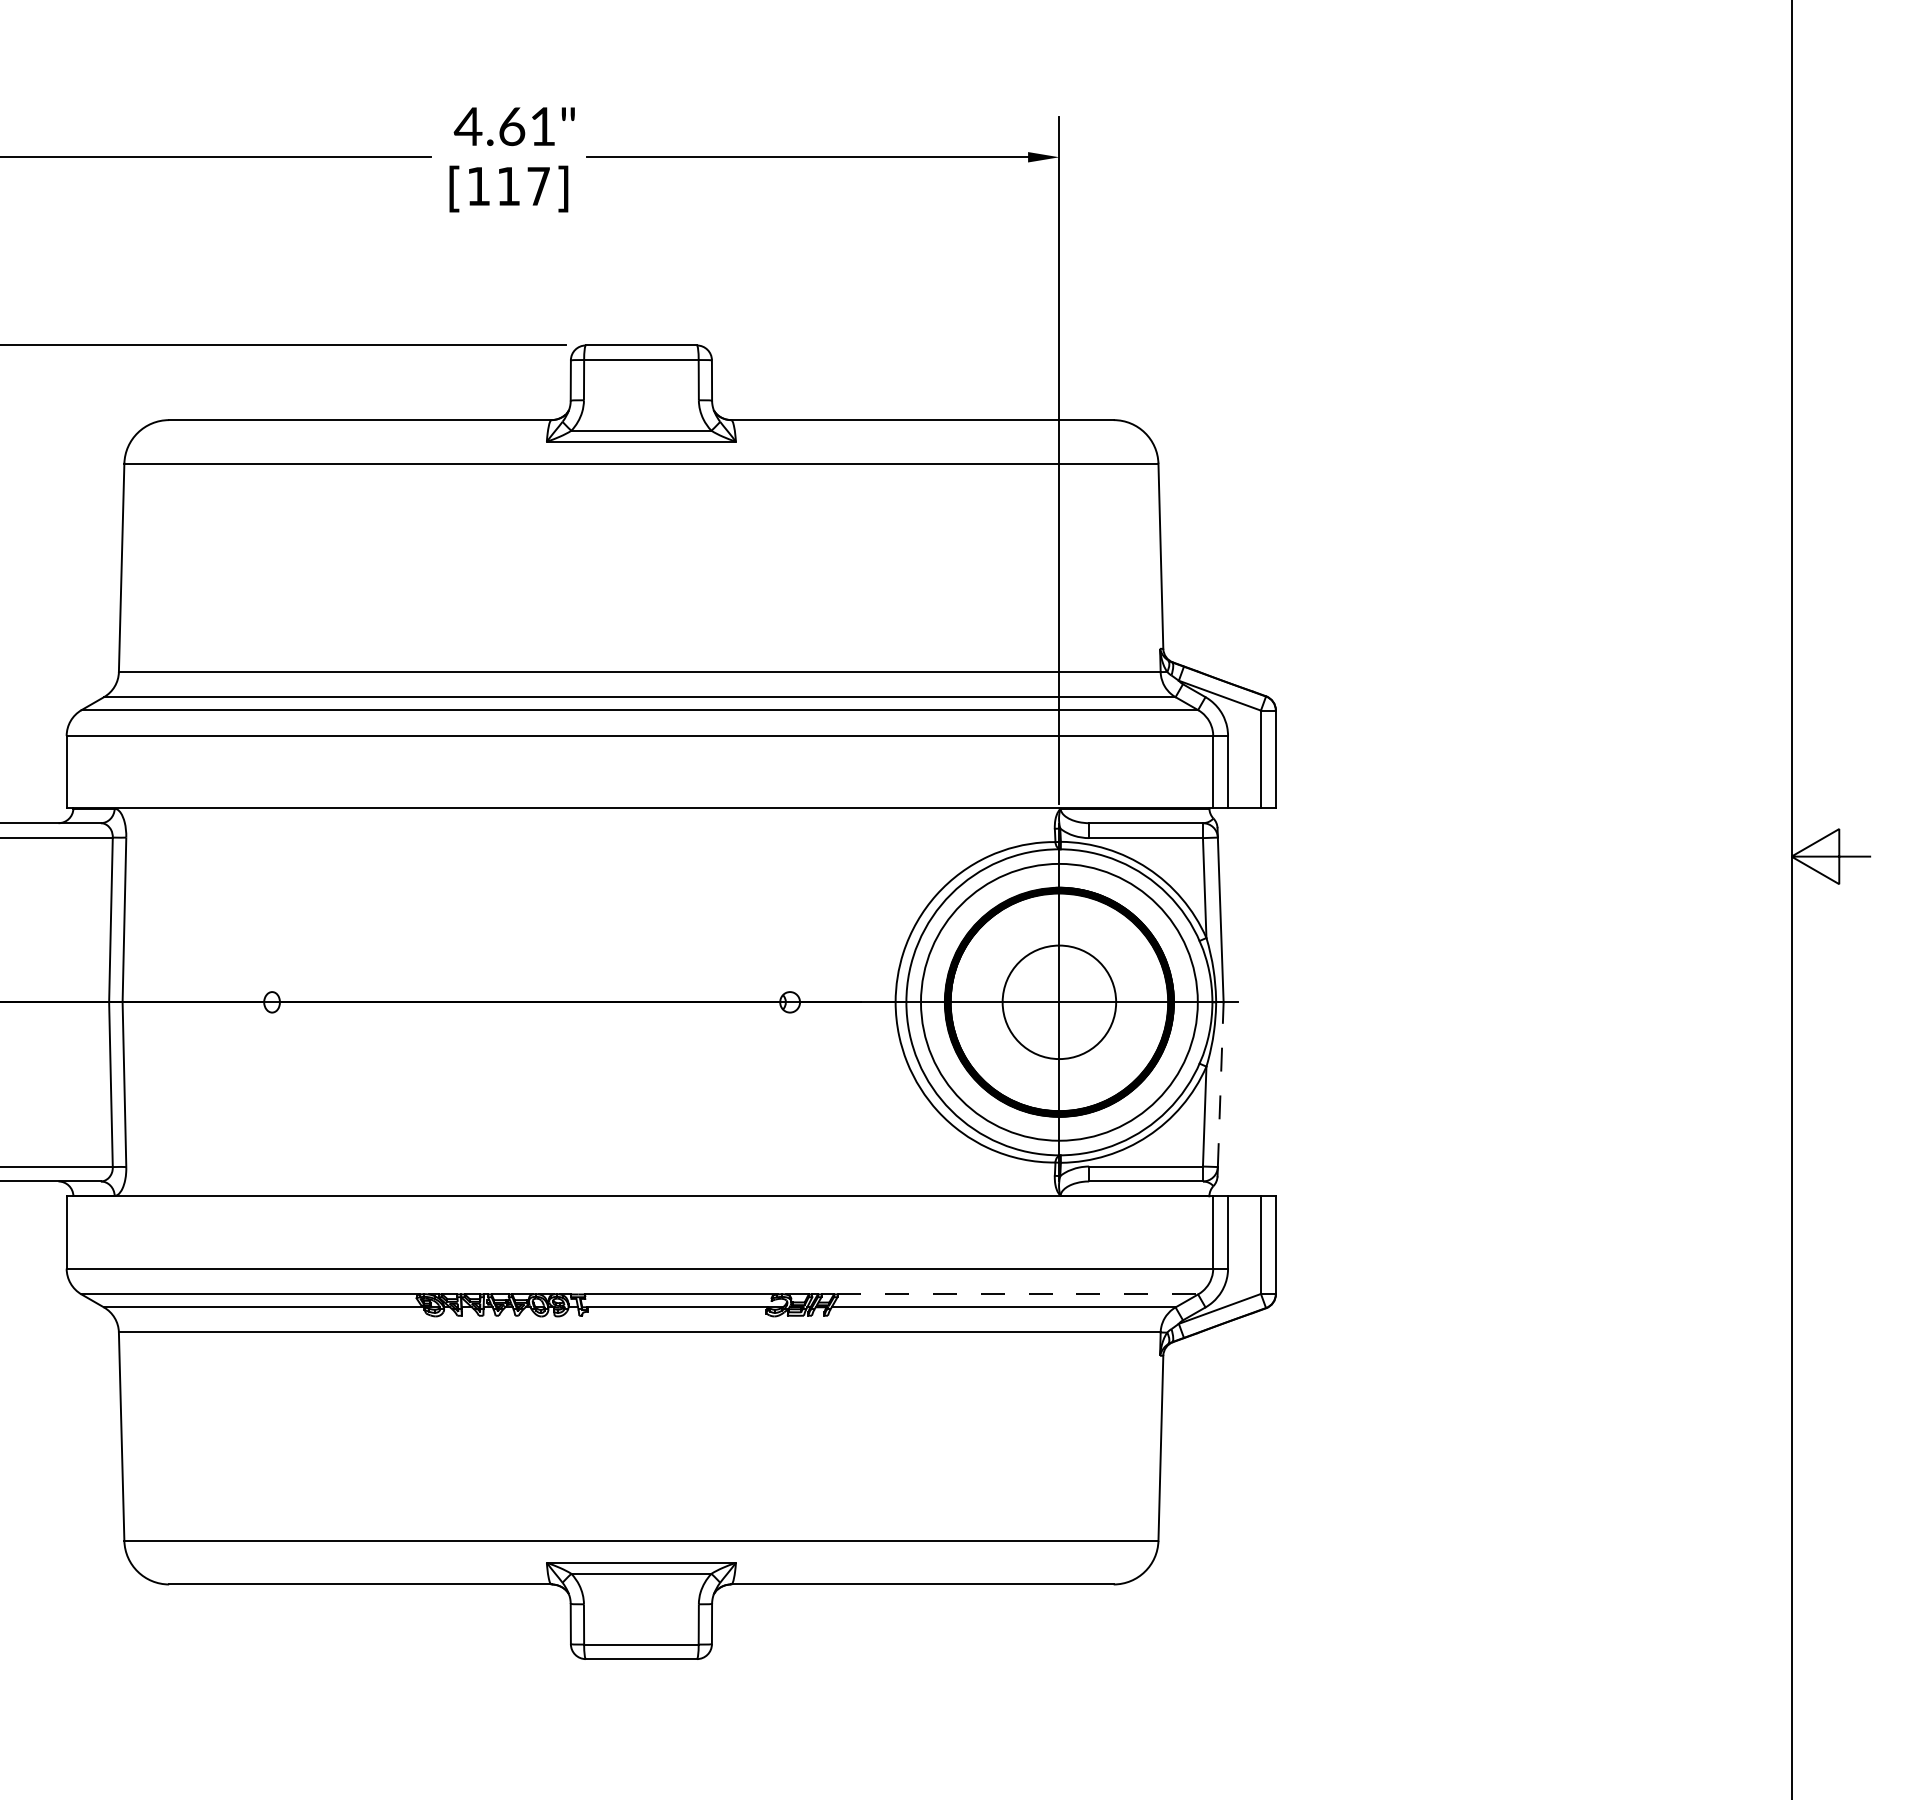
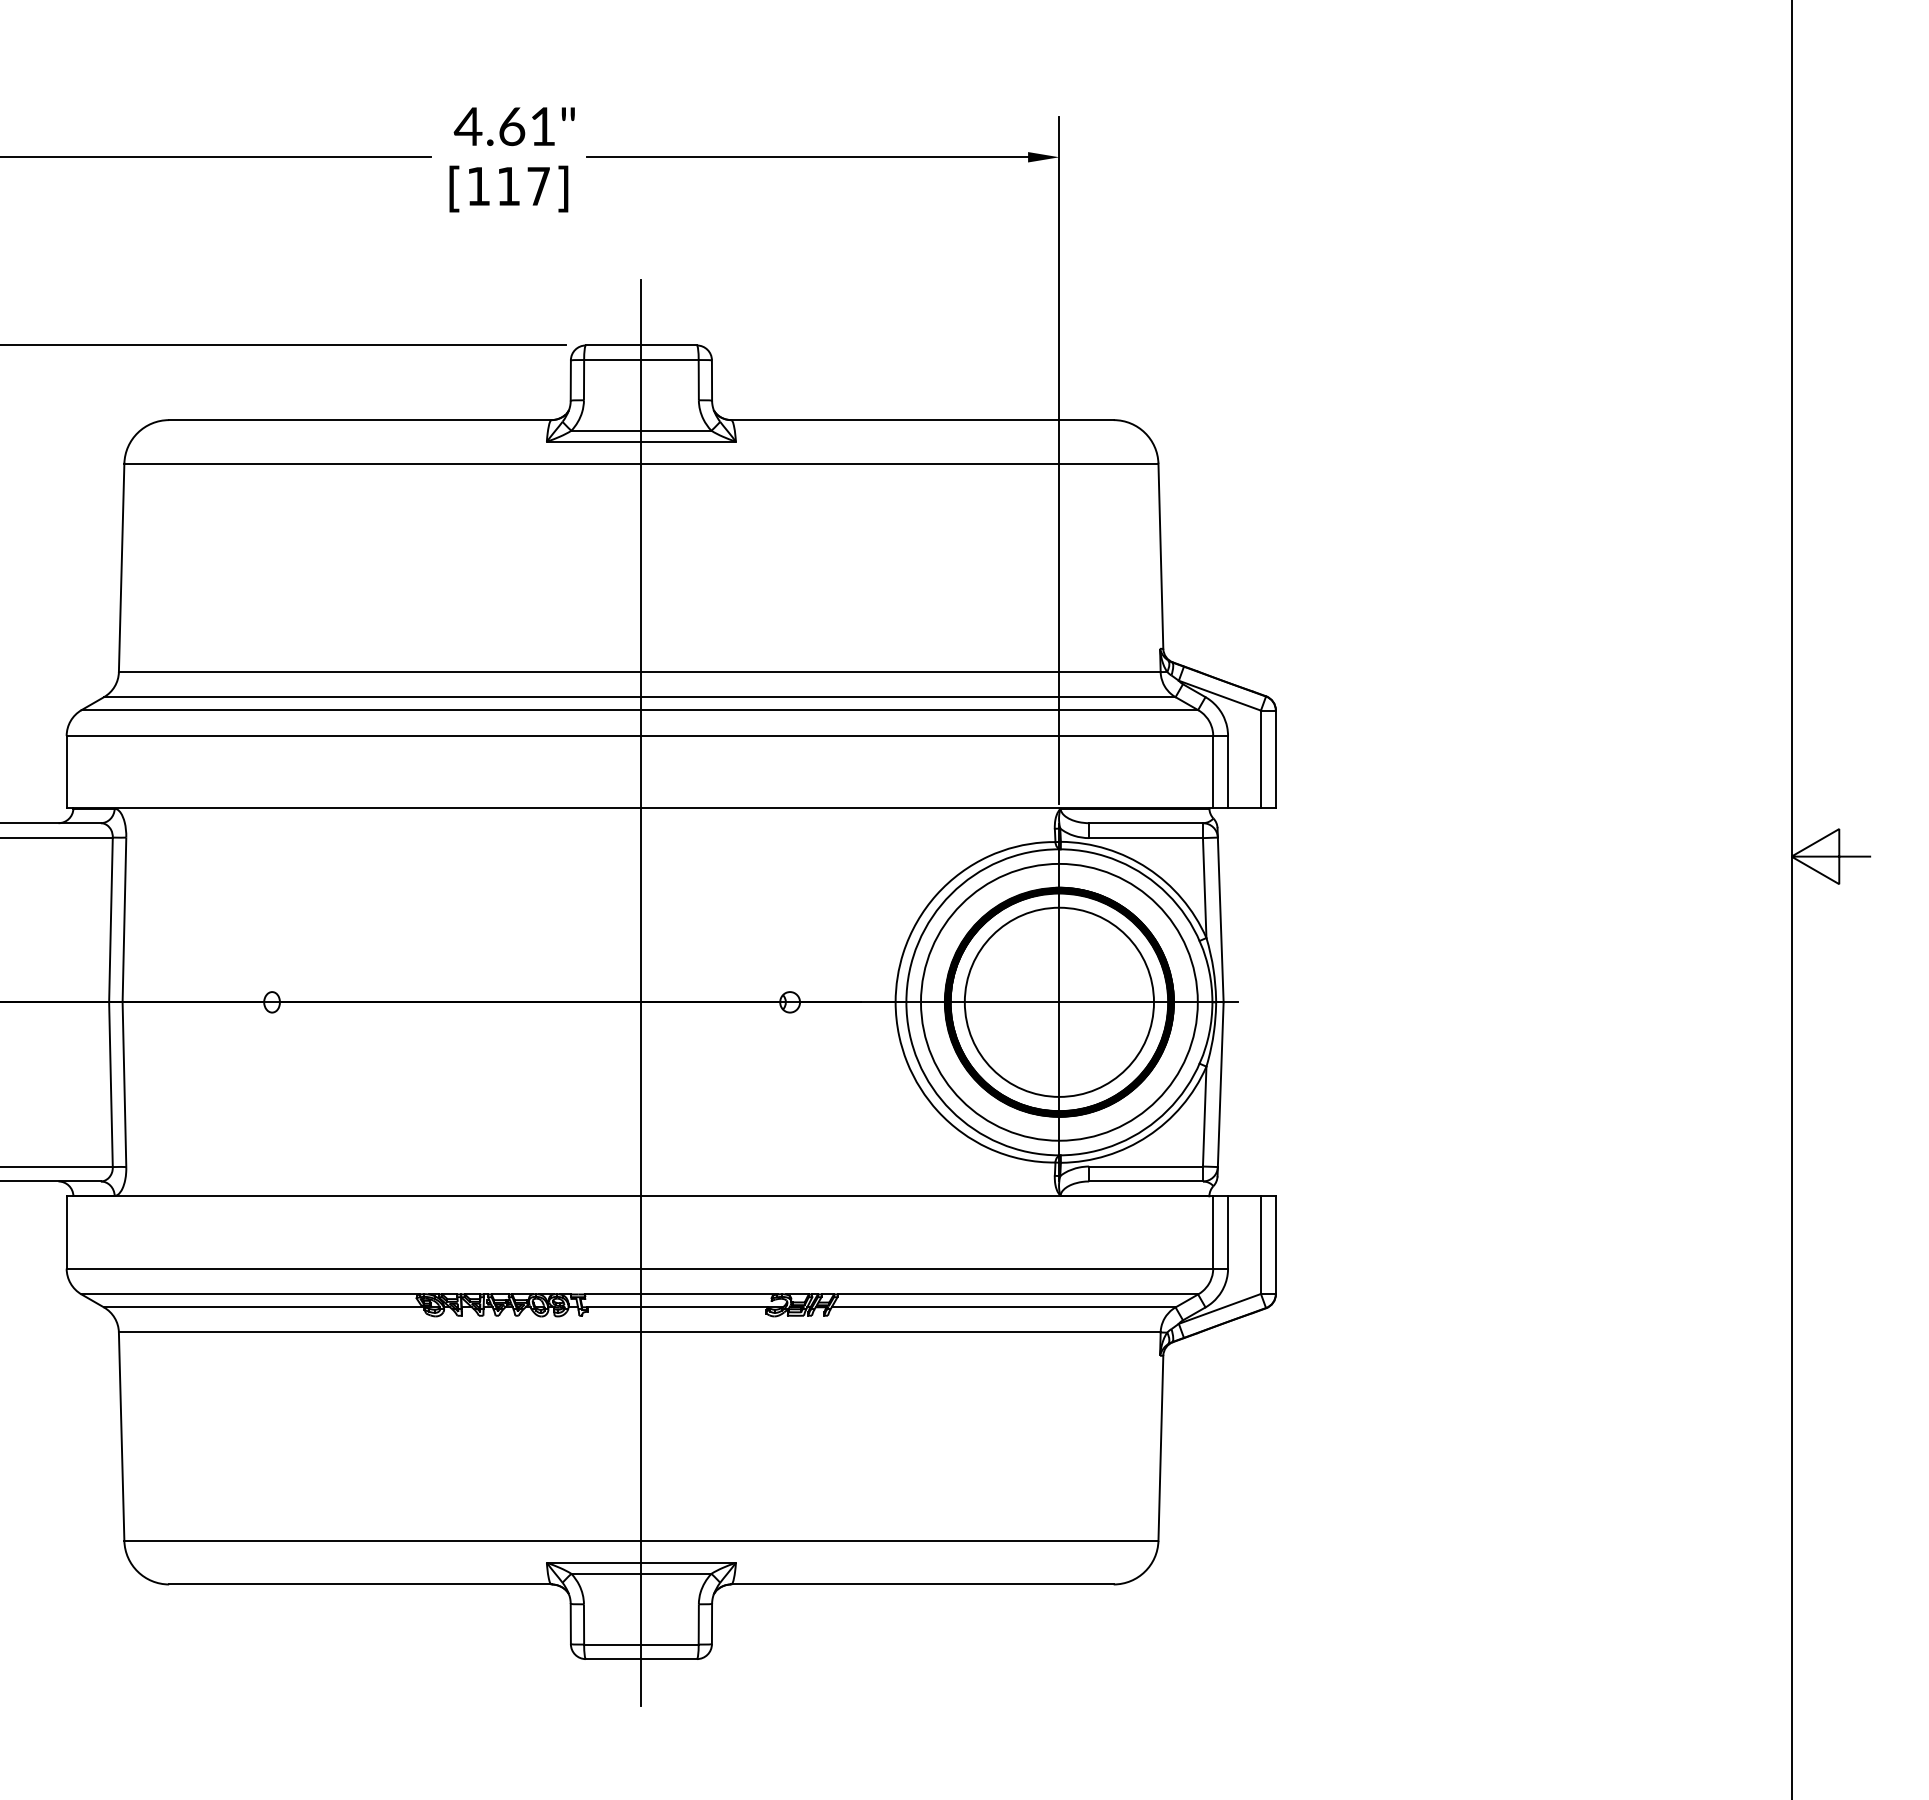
line: none -> present (641, 993)
circle diameter: 114 px -> 189 px (1059, 1001)
line: dashed -> solid (1220, 1084)
line: dashed -> solid (1018, 1294)
